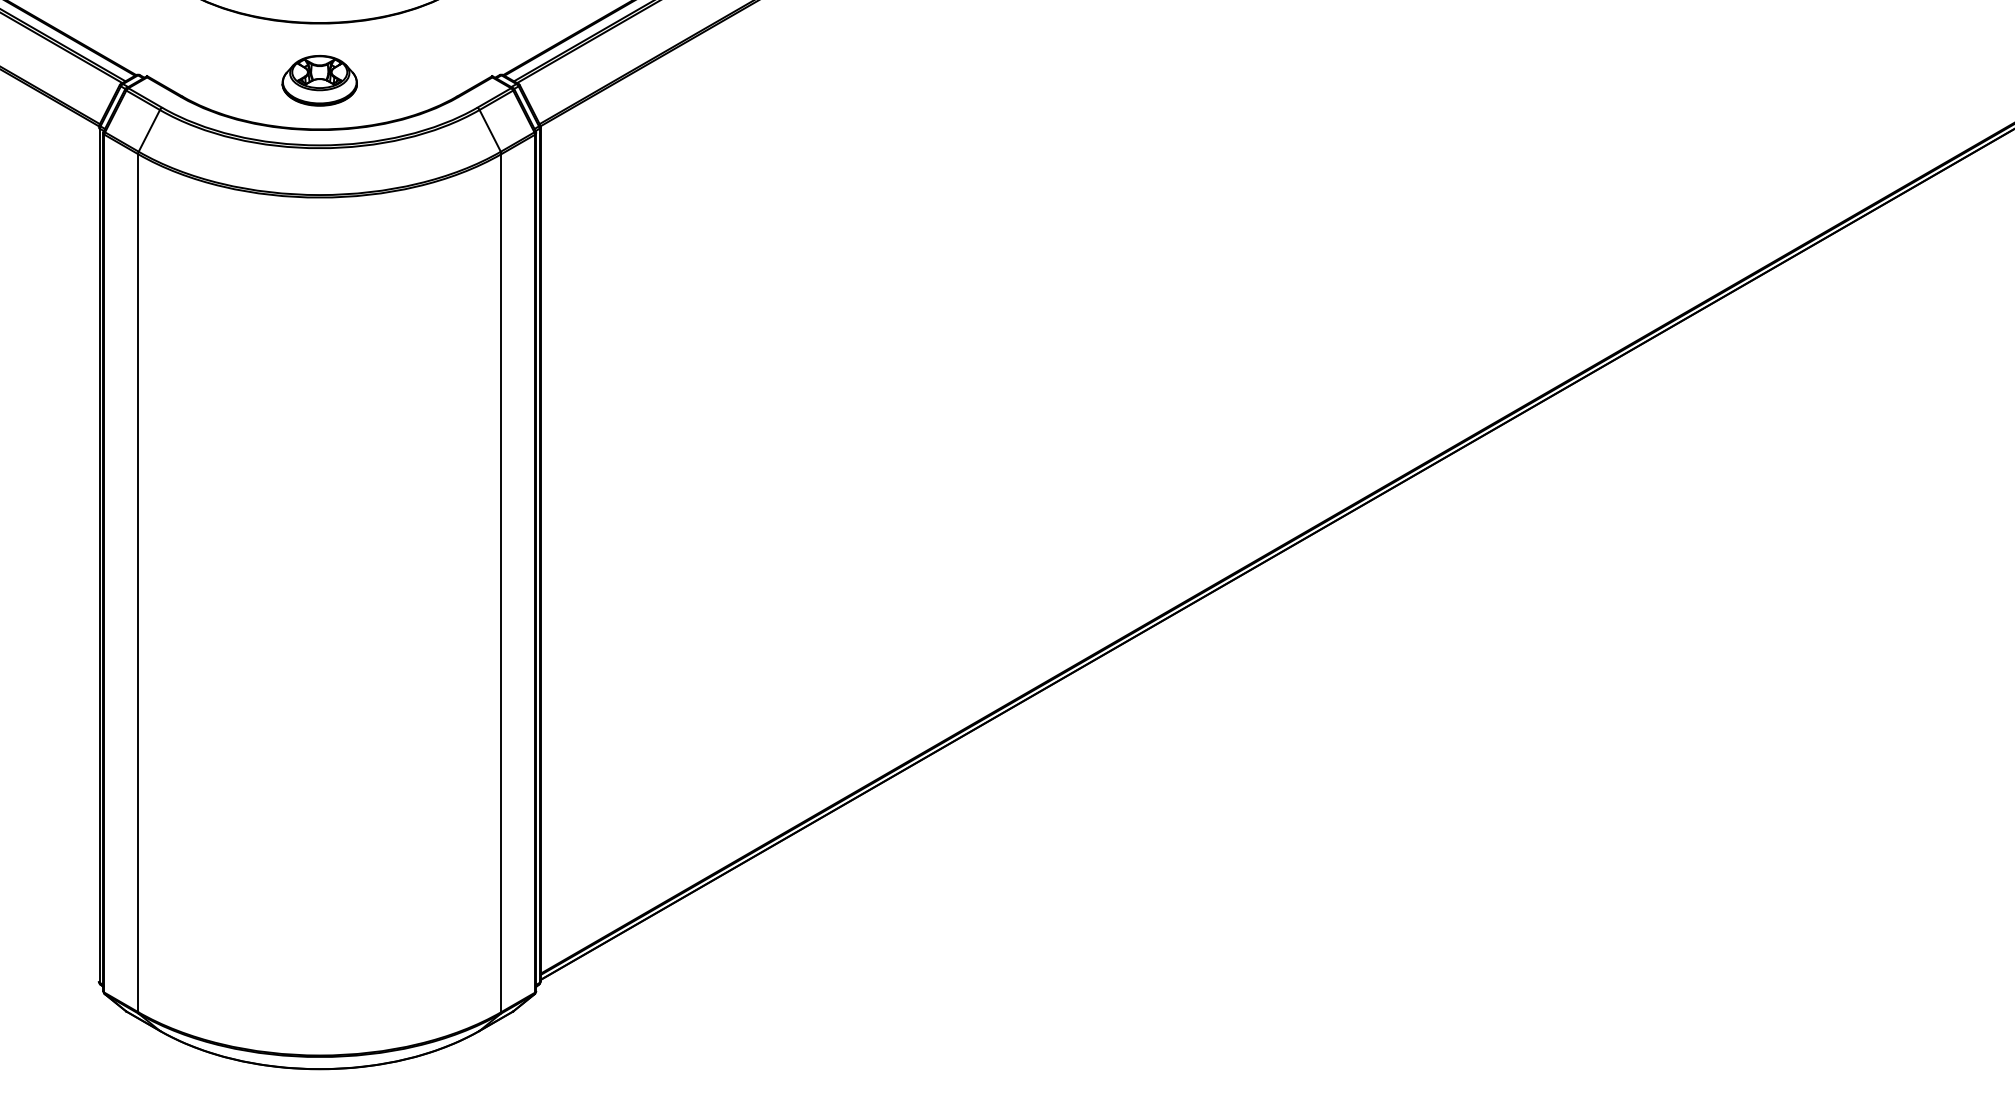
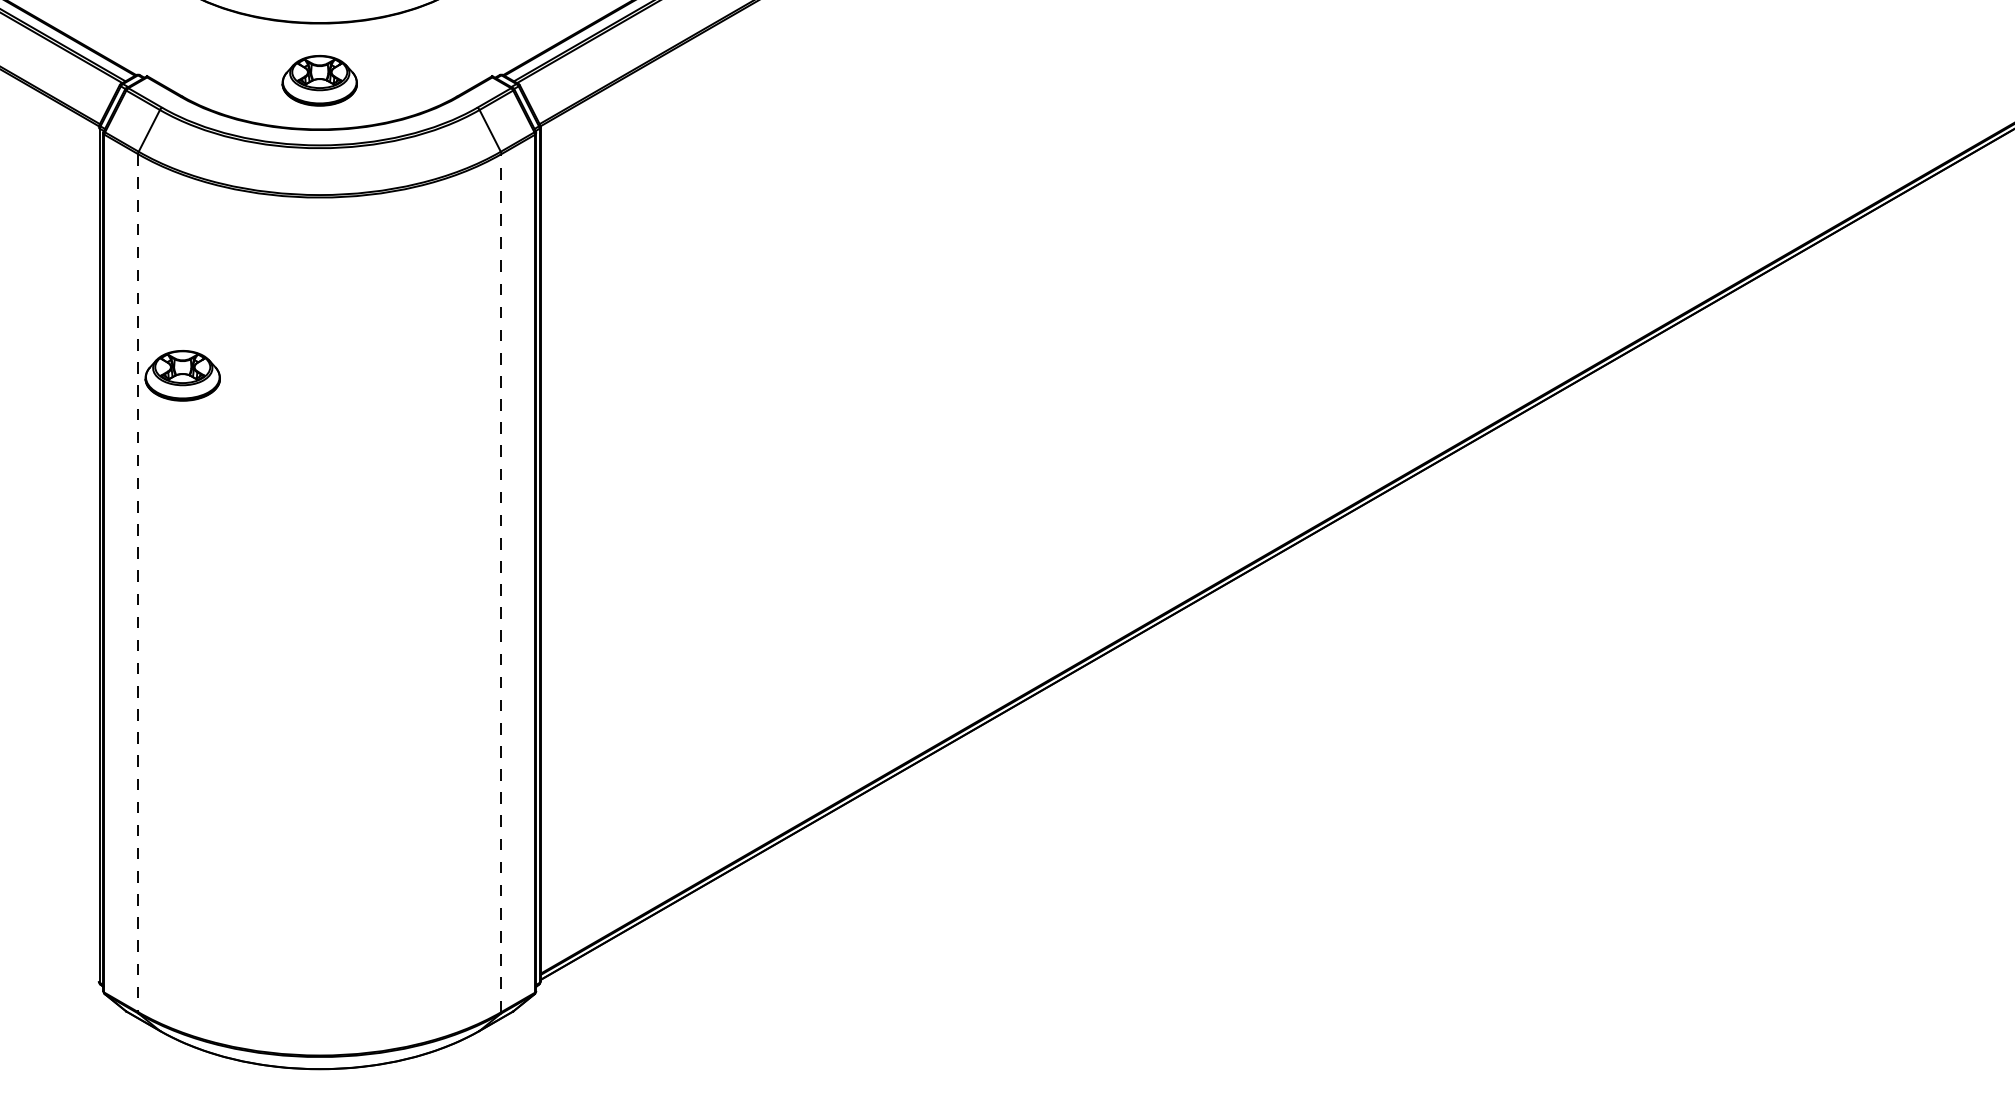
part: none -> present (182, 375)
line: solid -> dashed (138, 583)
line: solid -> dashed (501, 583)
